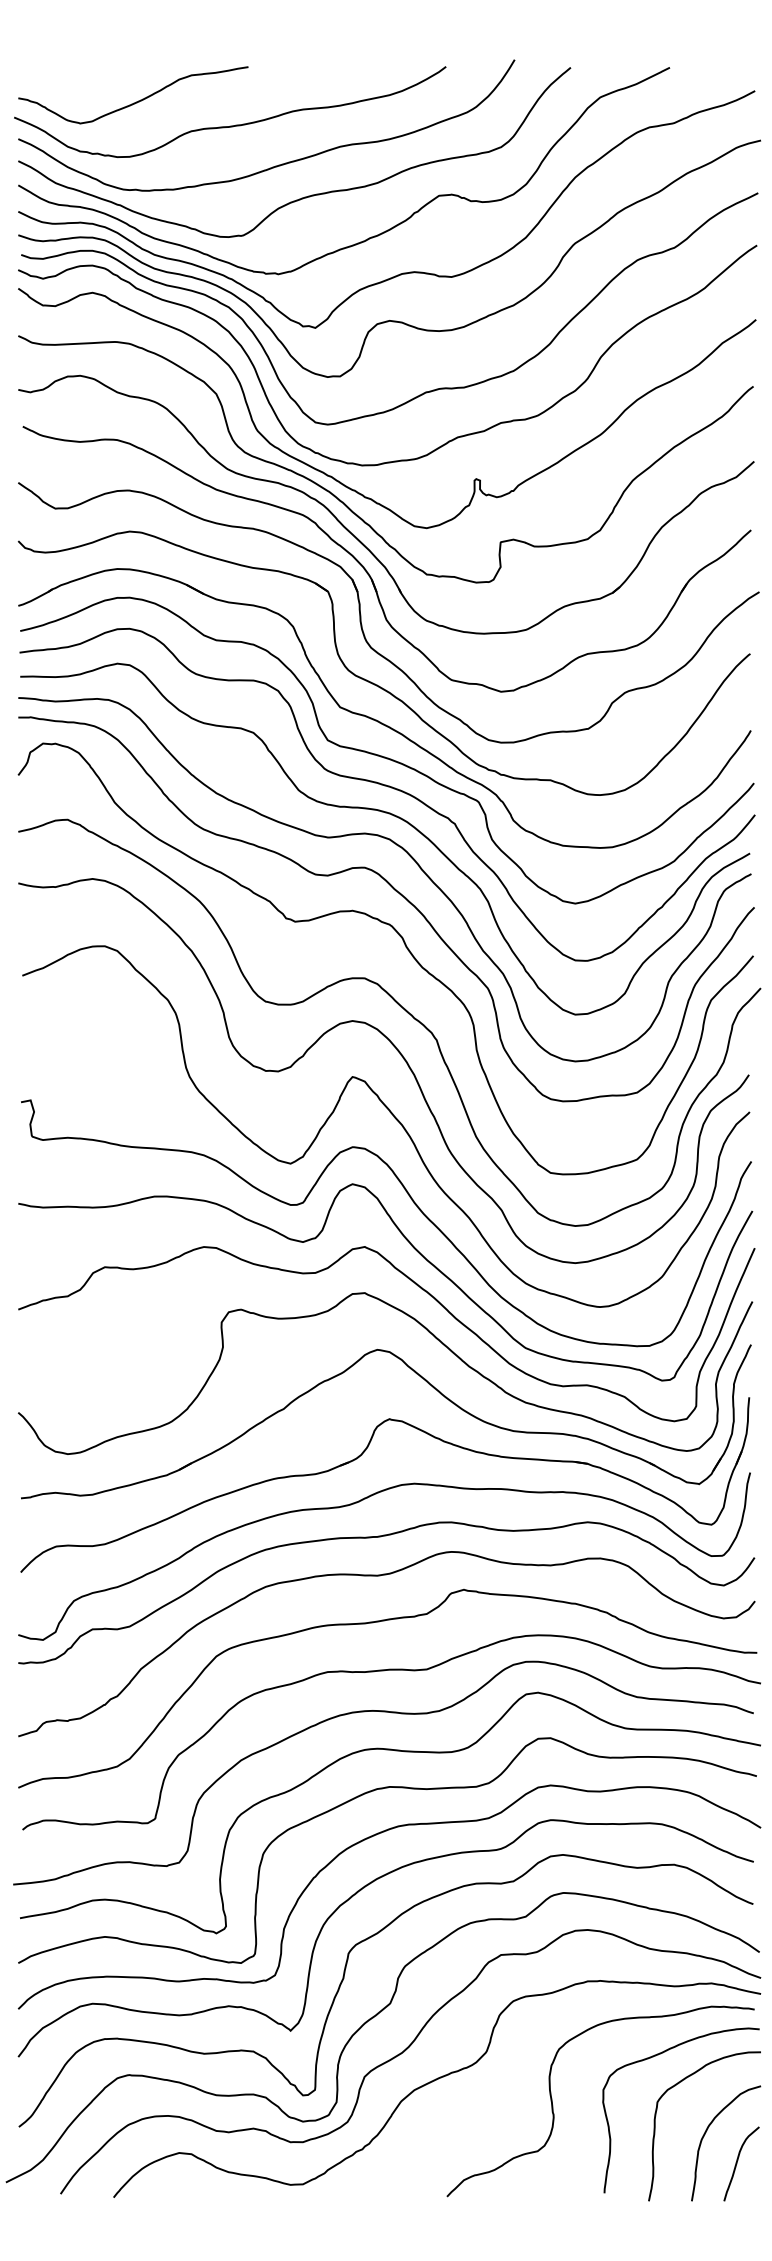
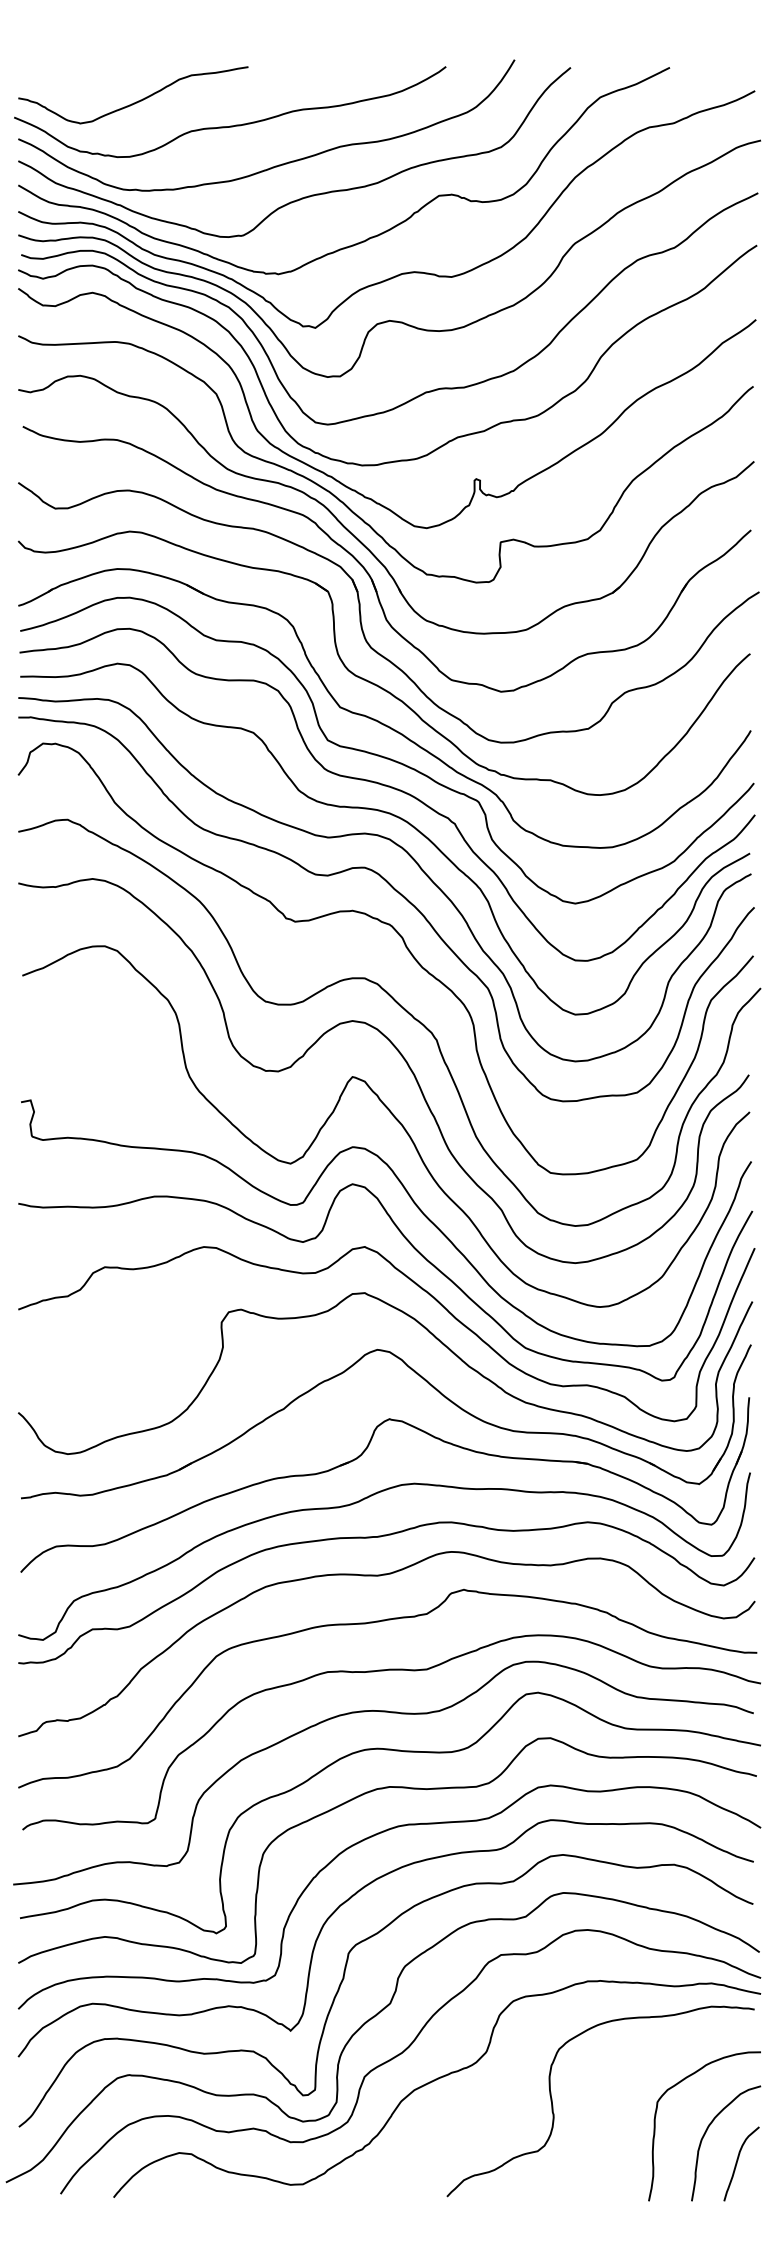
curve: present -> none (658, 2055)
